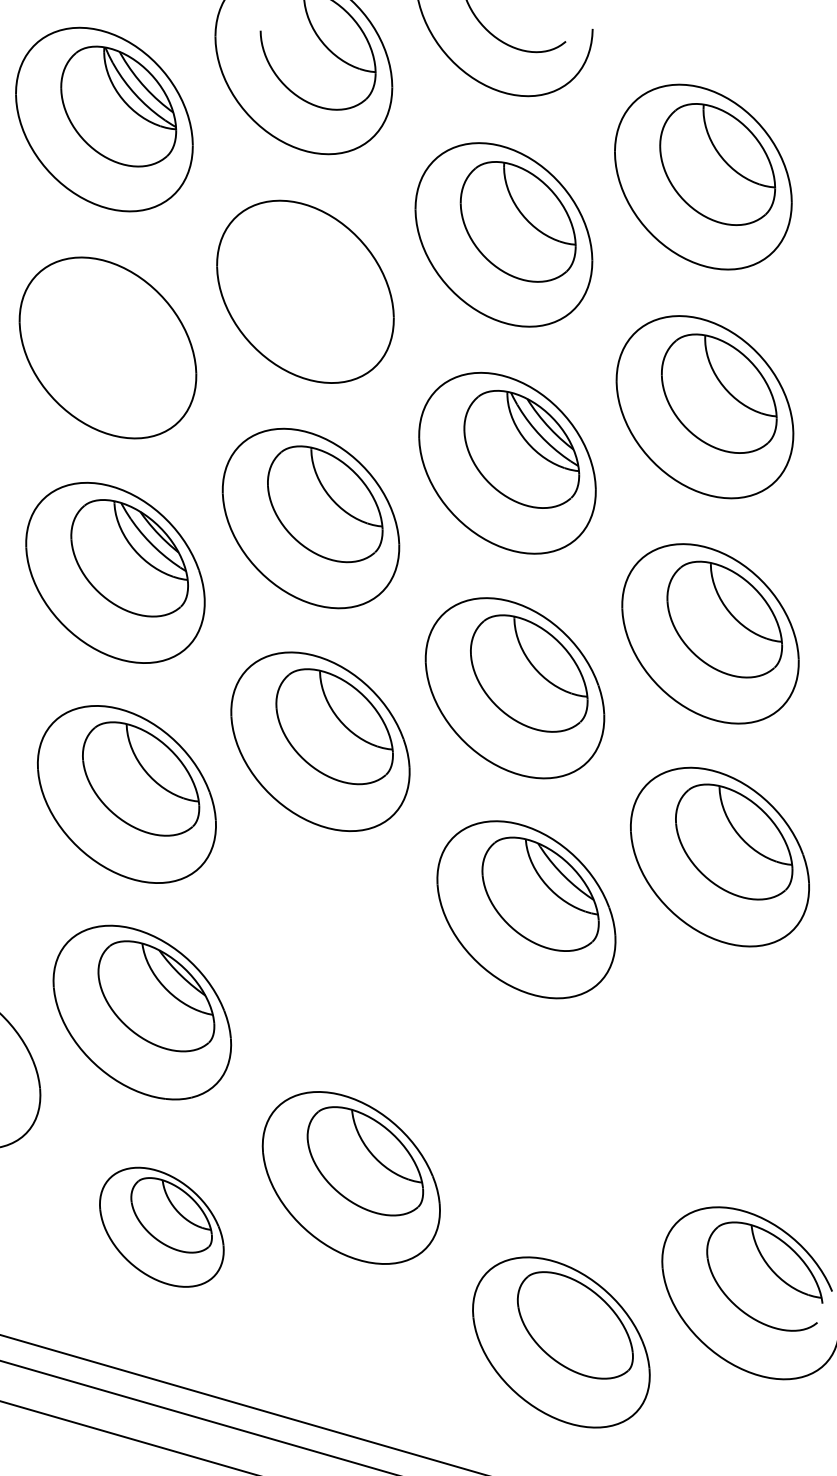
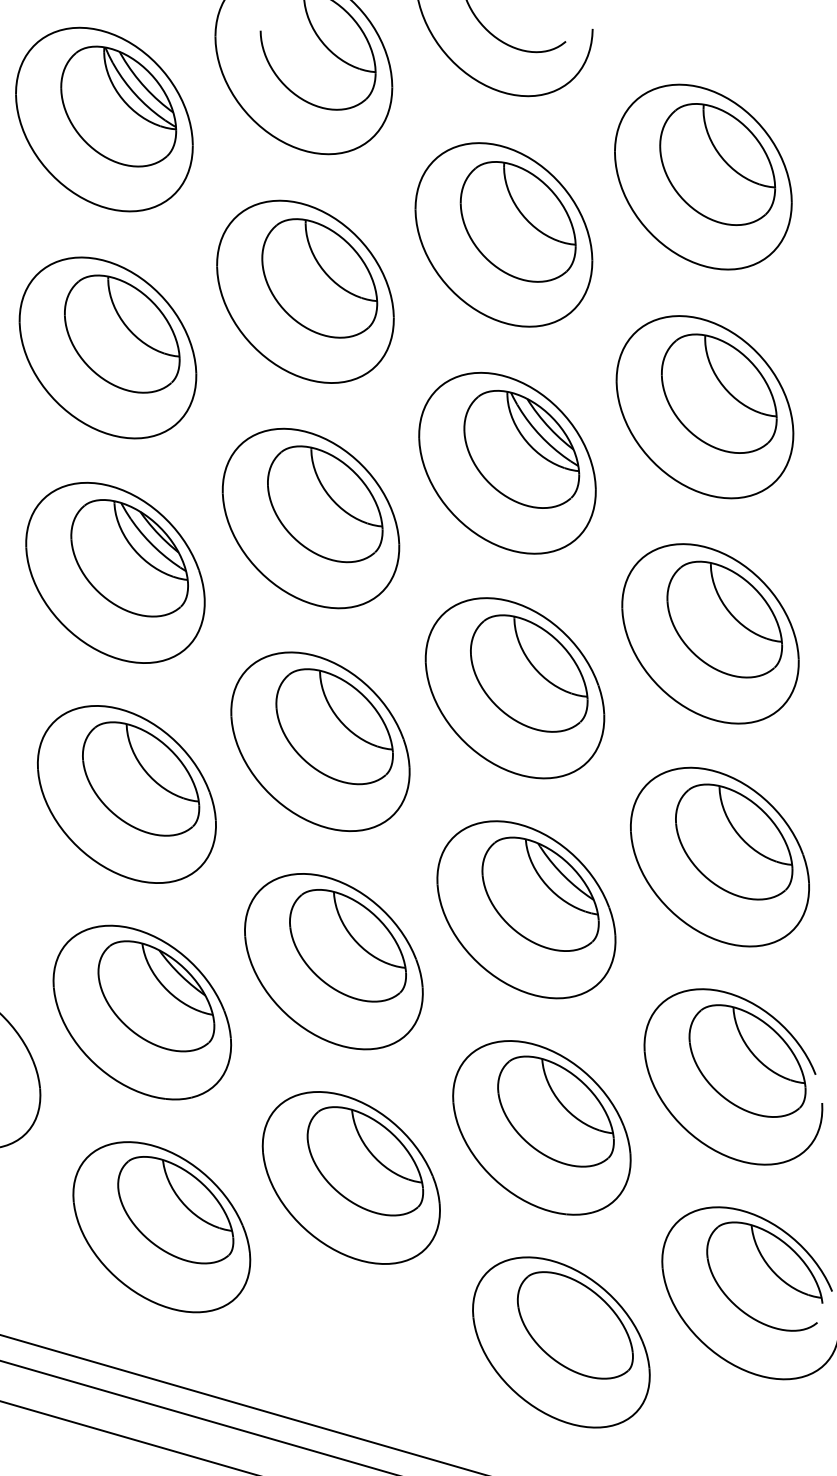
part: none -> present (319, 278)
part: none -> present (122, 333)
part: none -> present (333, 961)
part: none -> present (733, 1076)
part: none -> present (541, 1127)
part size: 126x122 px -> 180x173 px (161, 1227)
